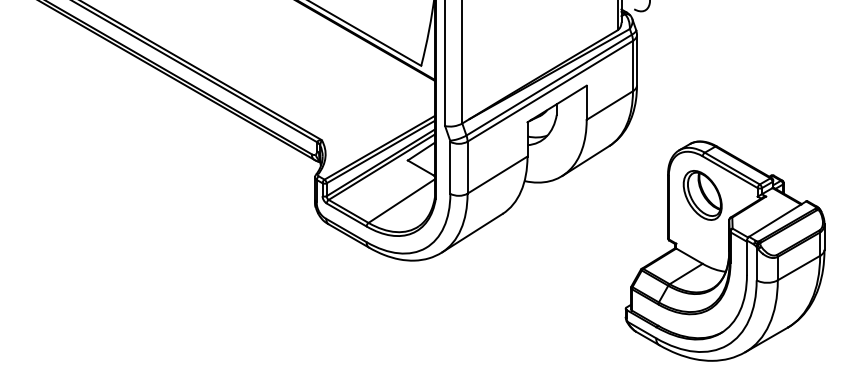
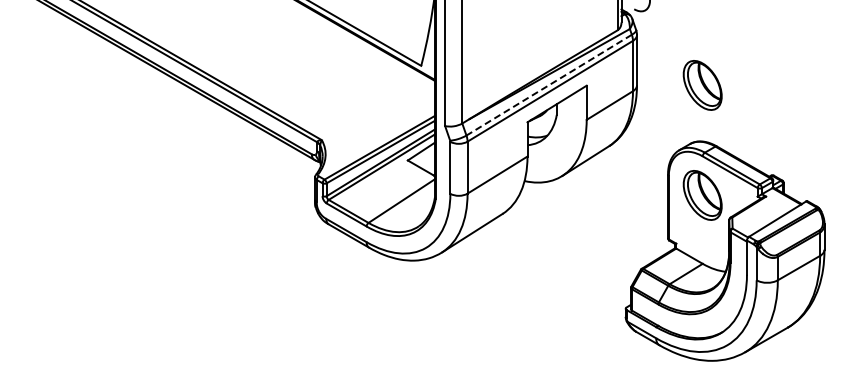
line: solid -> dashed (549, 85)
part: none -> present (702, 85)
